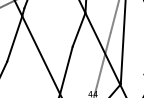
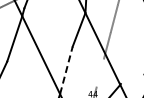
line: present -> none (122, 42)
line: solid -> dashed (66, 70)
line: present -> none (99, 72)
